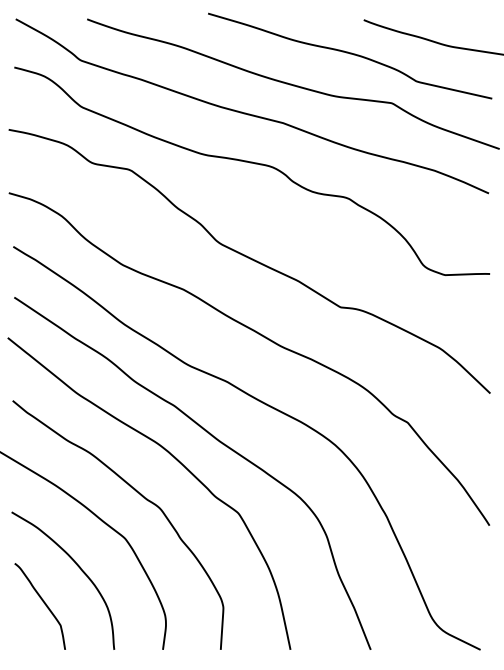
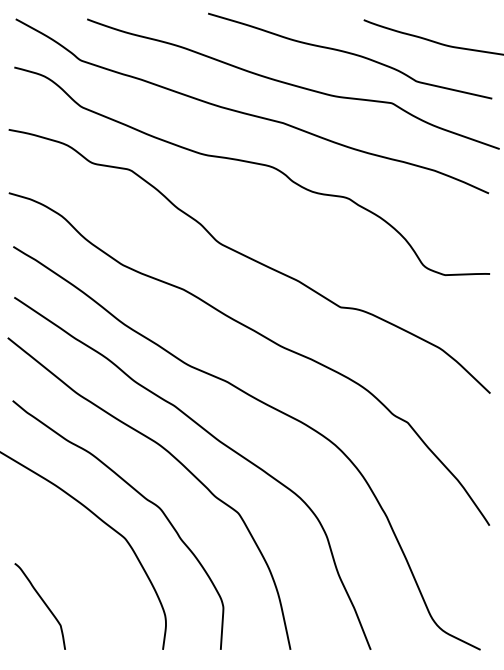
curve: present -> none (77, 566)
